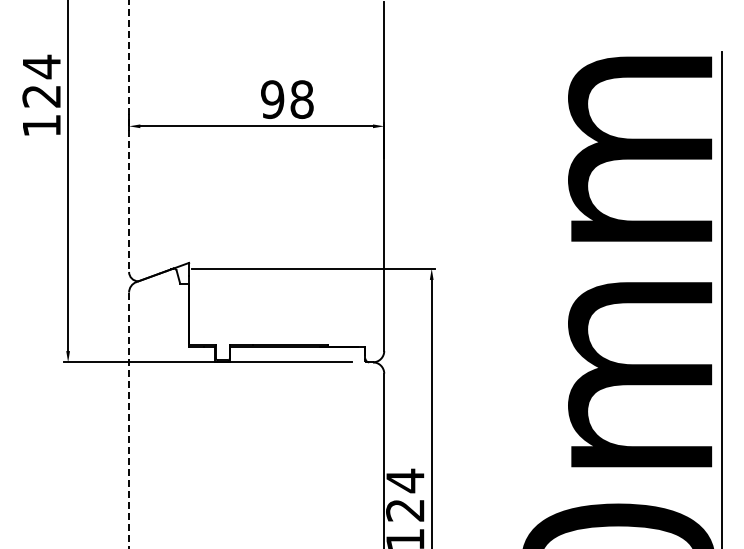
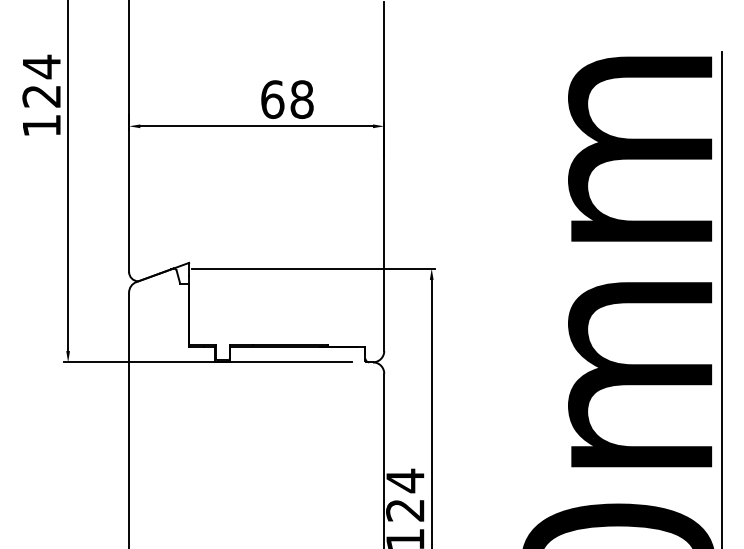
text: 98 -> 68 (272, 99)
line: dashed -> solid (129, 136)
line: dashed -> solid (129, 420)
